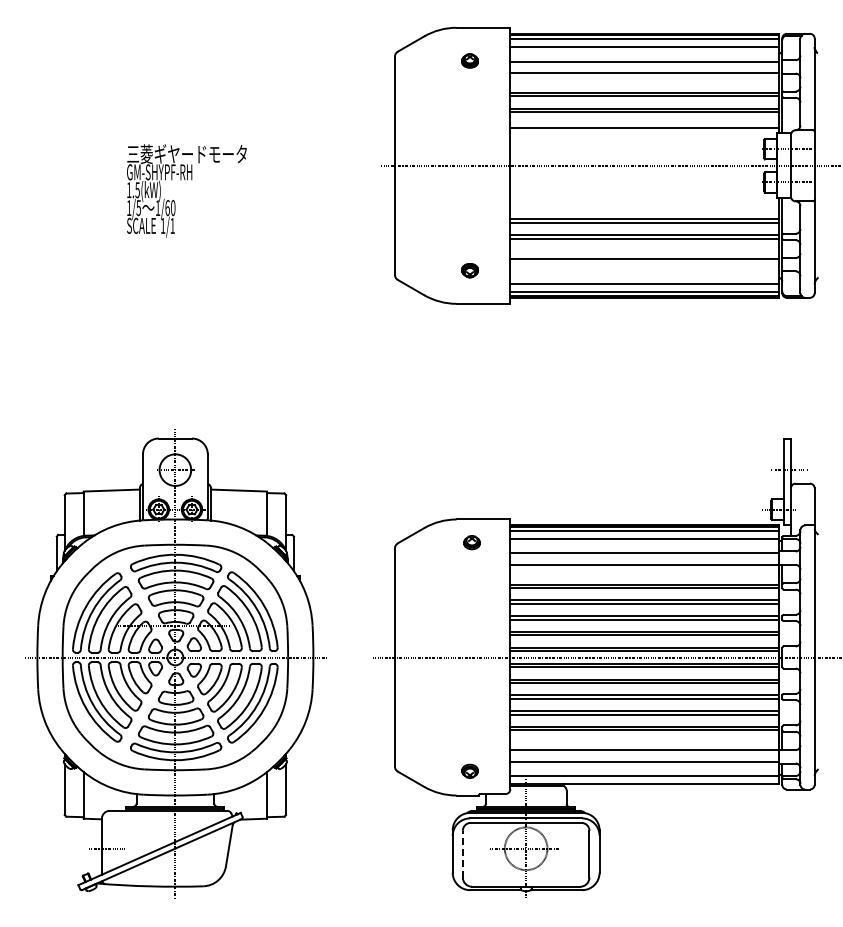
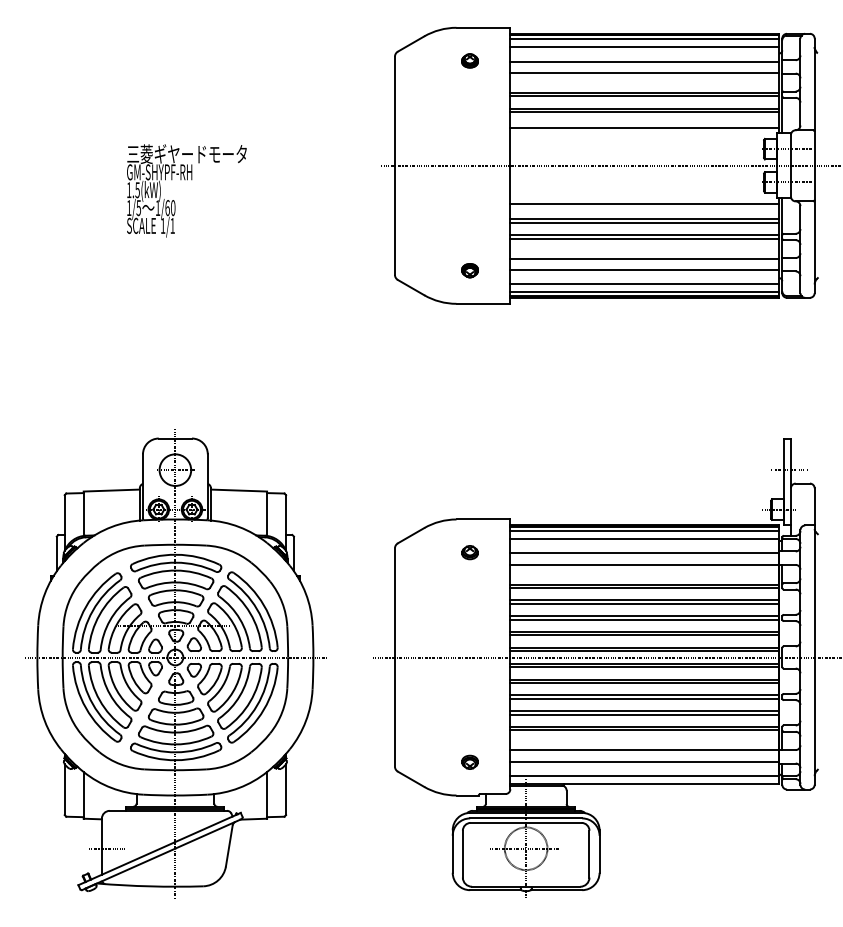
line: none -> present (644, 203)
line: none -> present (644, 269)
part position: (471, 542) -> (469, 552) (469, 552)
part position: (469, 770) -> (469, 761) (469, 761)
line: dashed -> solid (462, 853)
